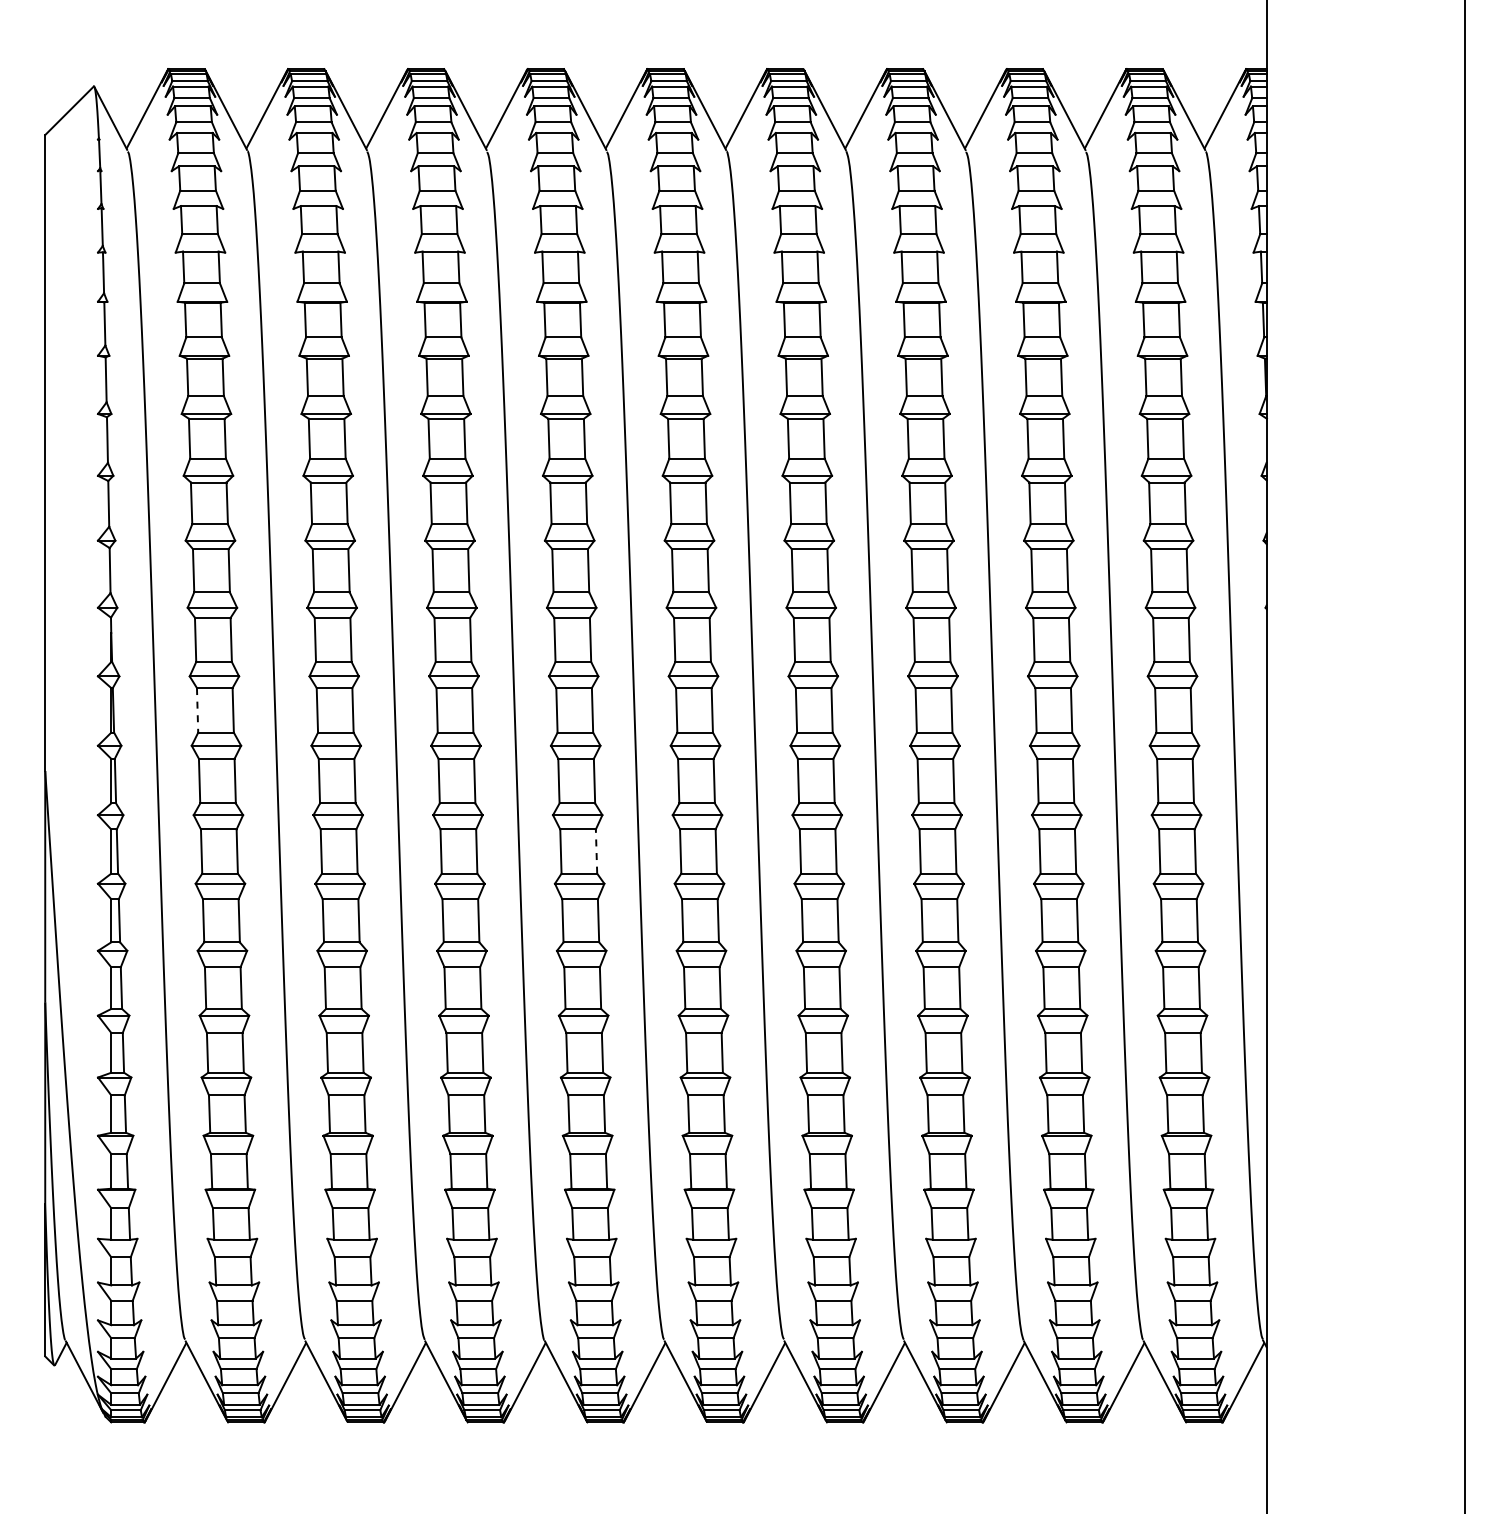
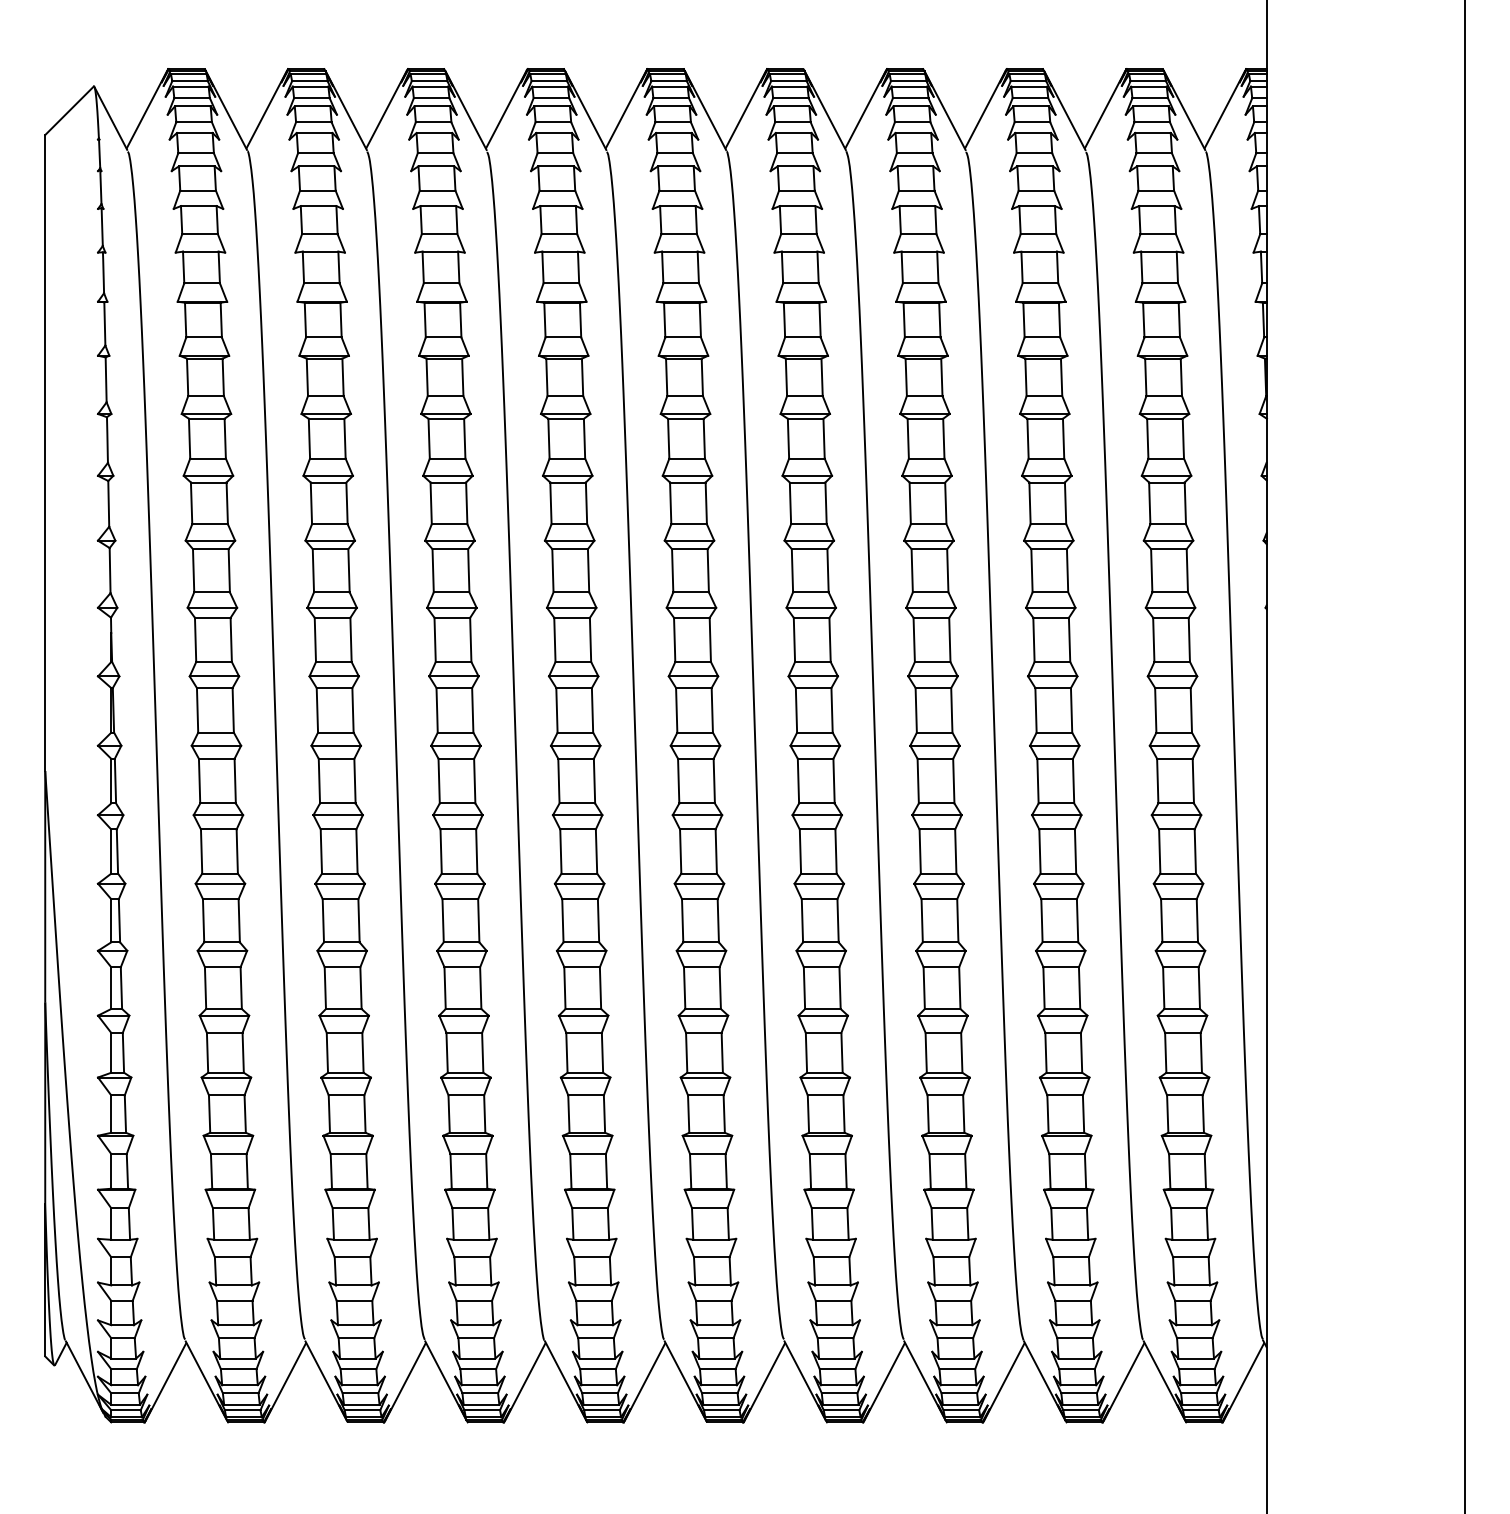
line: dashed -> solid (197, 710)
line: dashed -> solid (596, 851)
